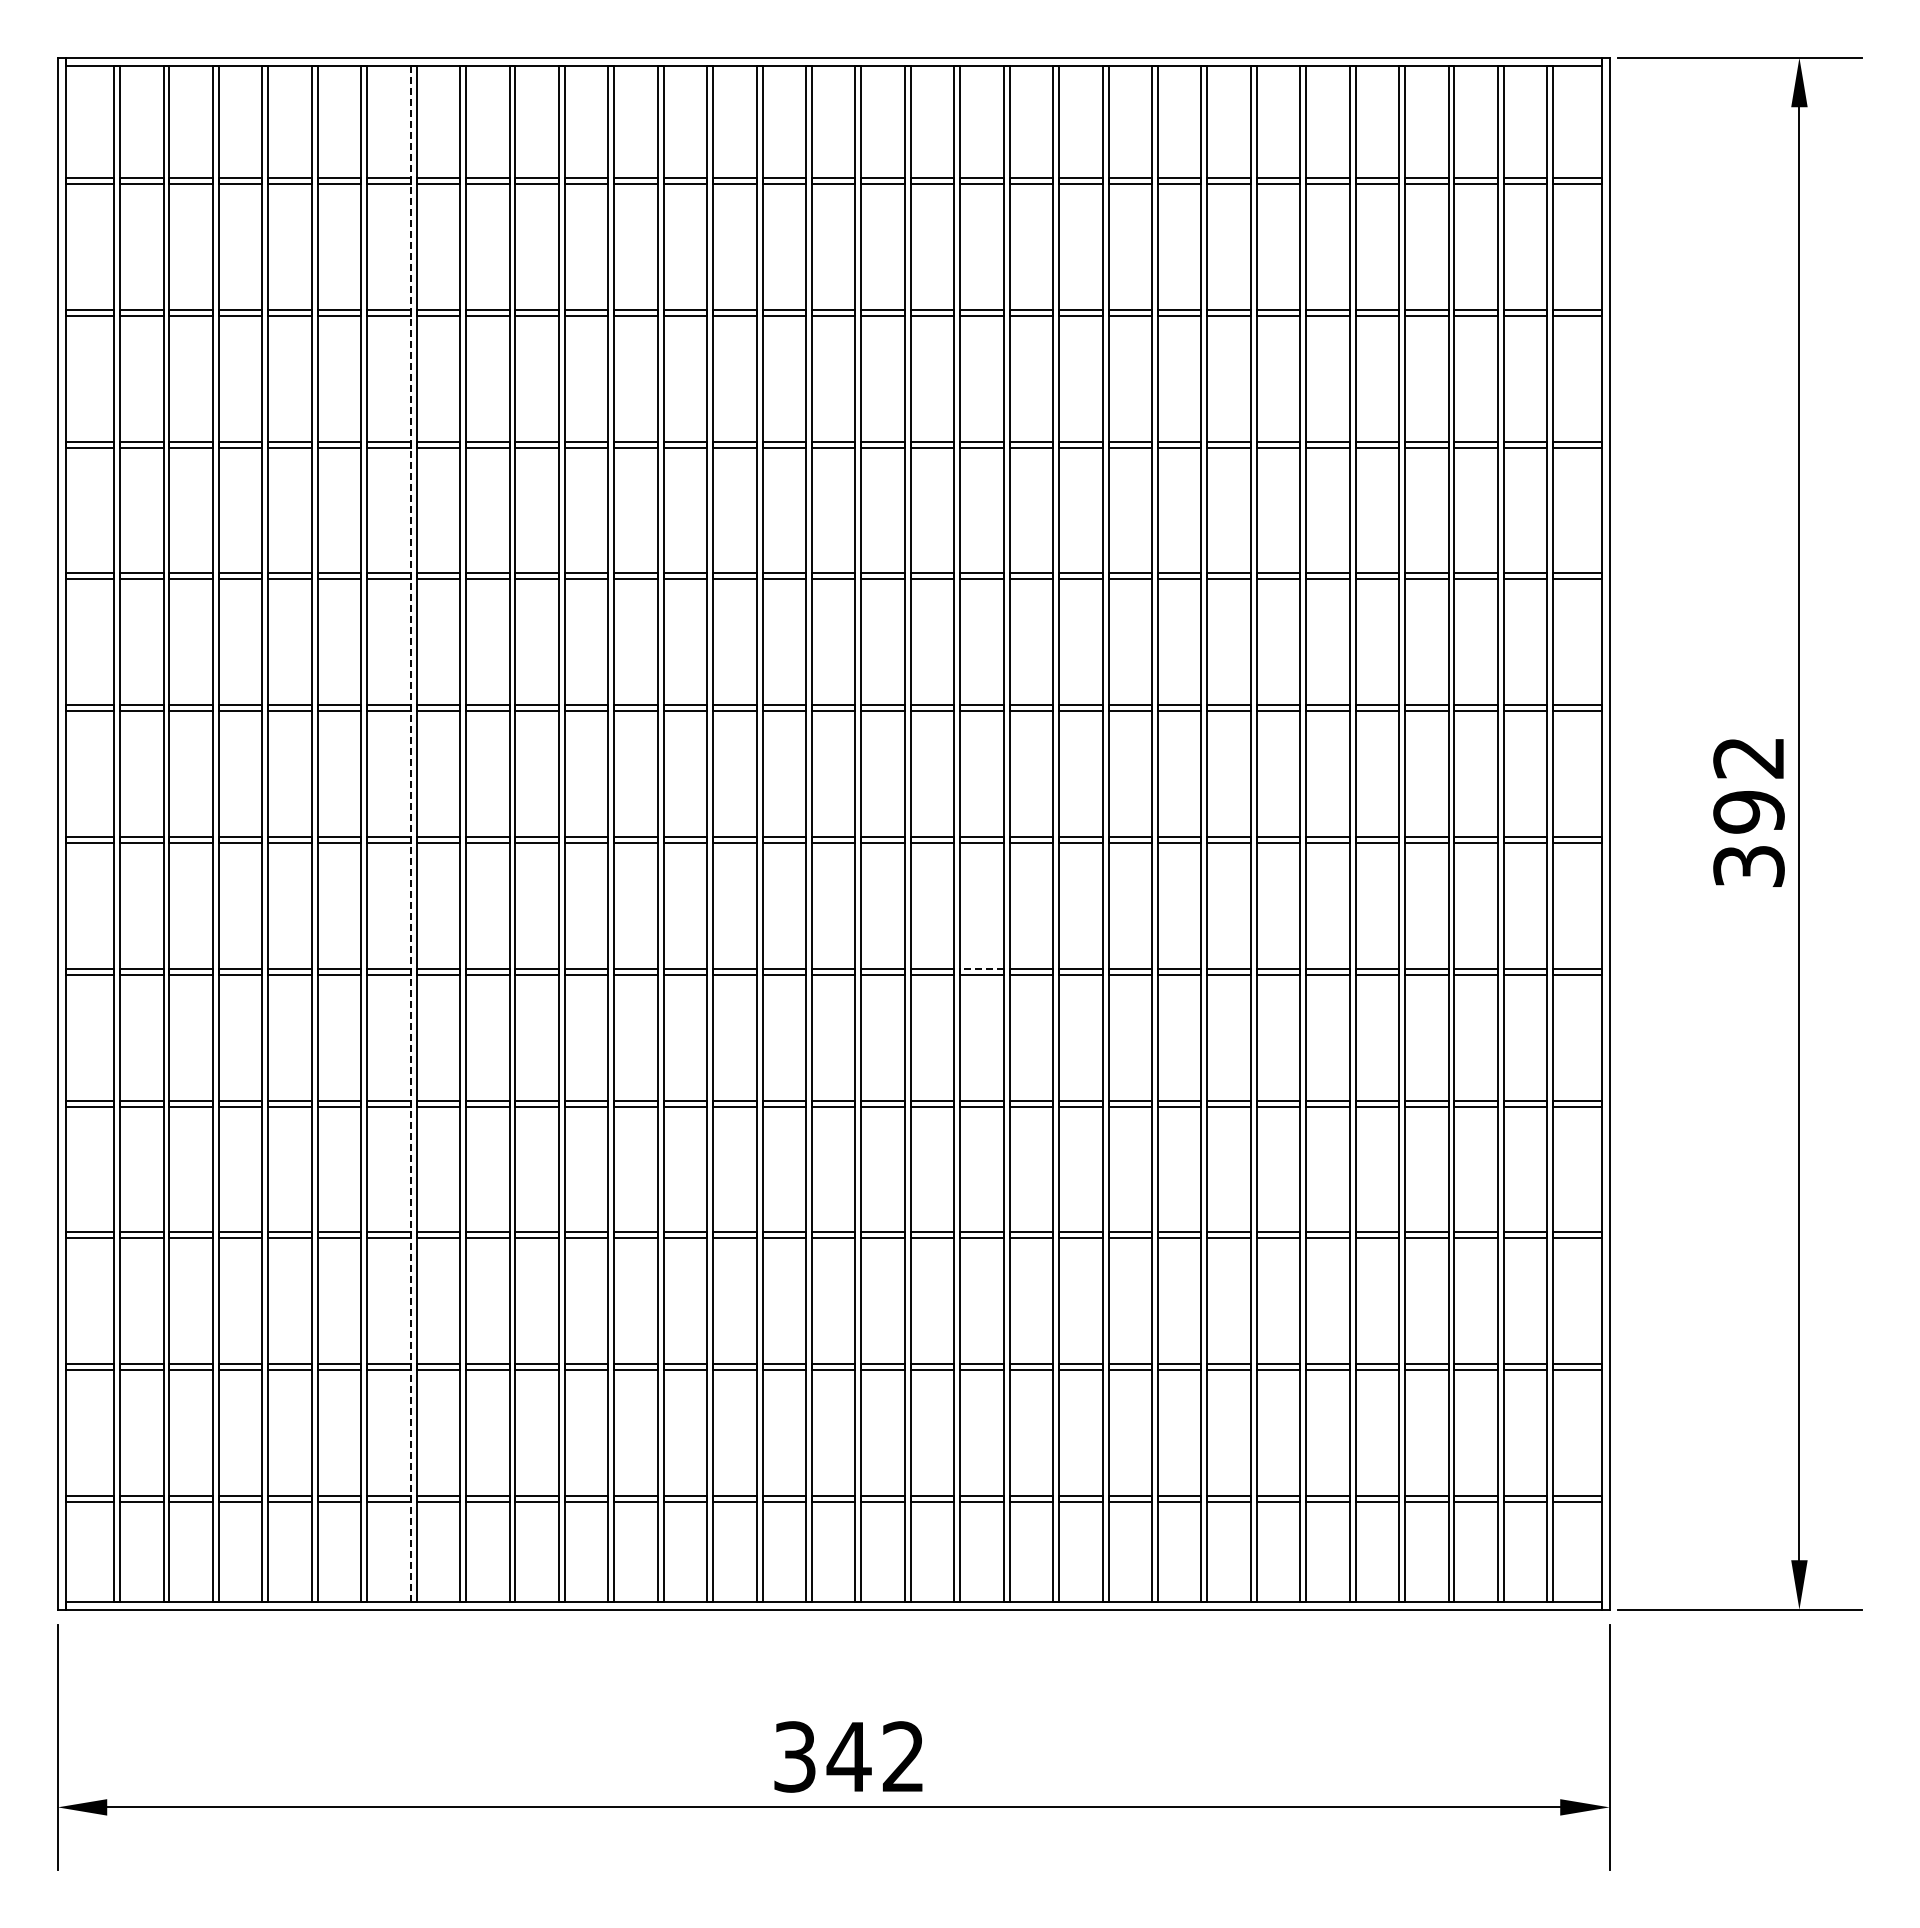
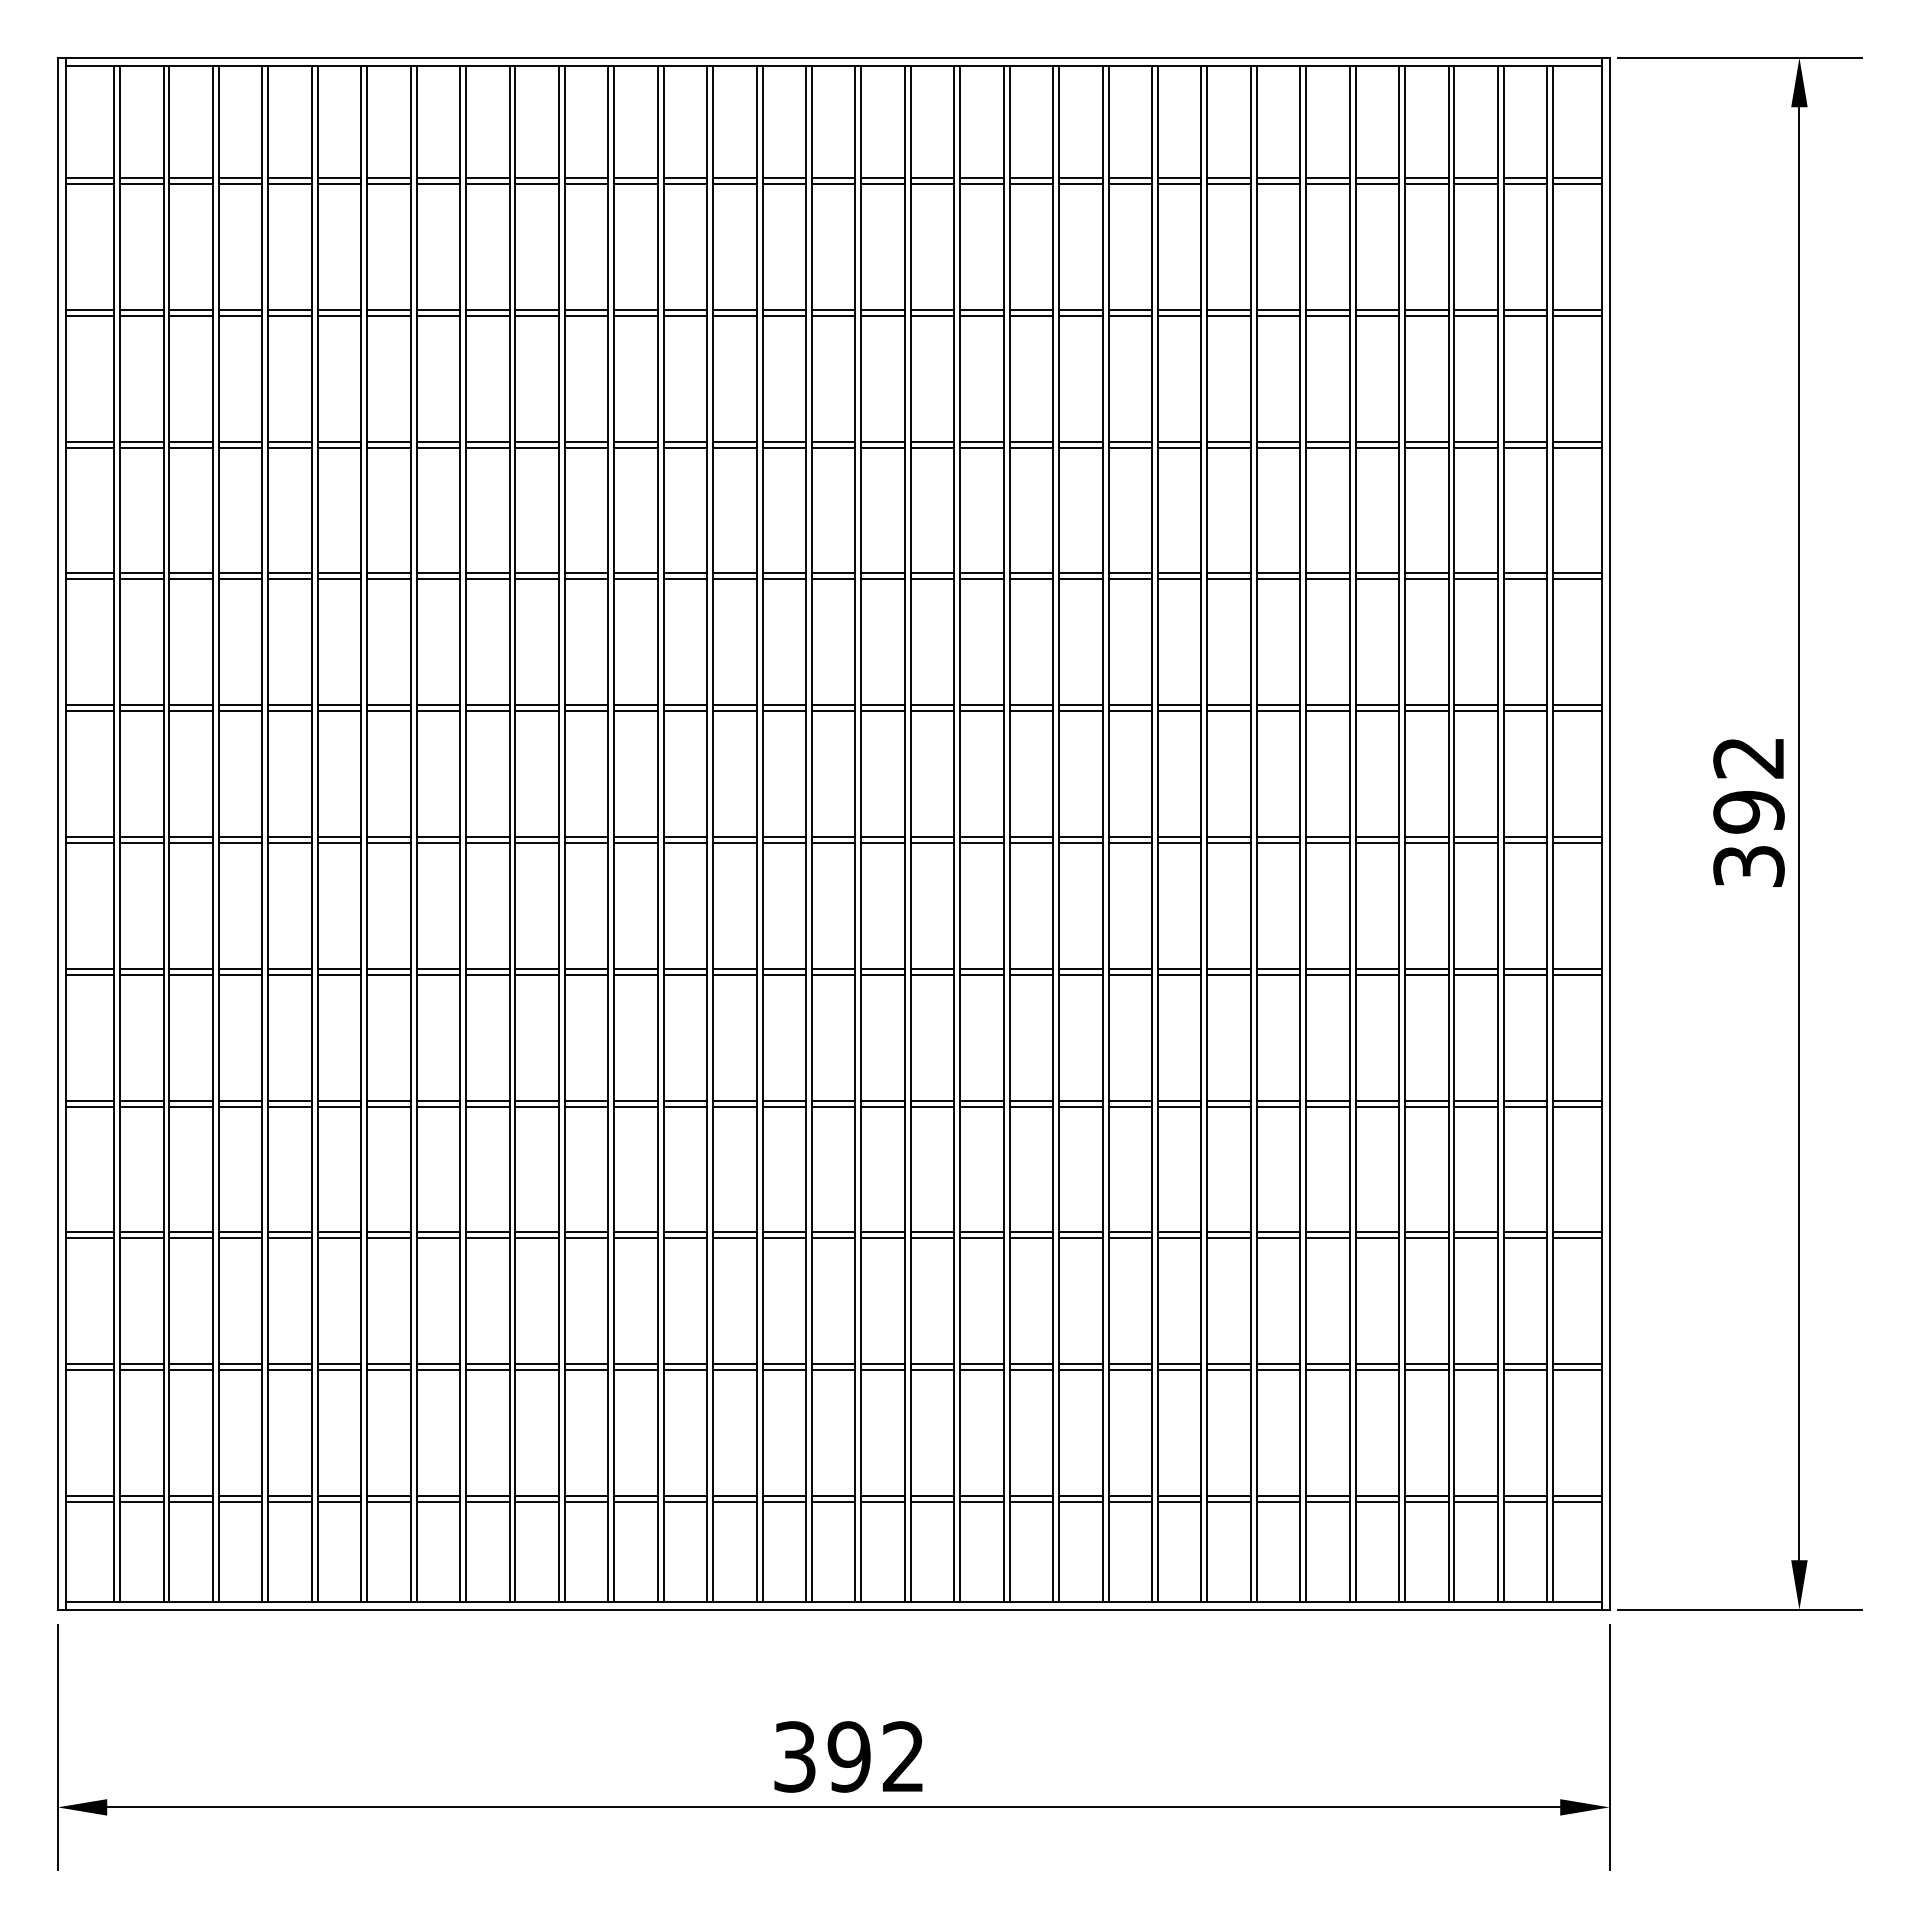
line: dashed -> solid (410, 834)
line: dashed -> solid (981, 968)
text: 342 -> 392 (848, 1756)
